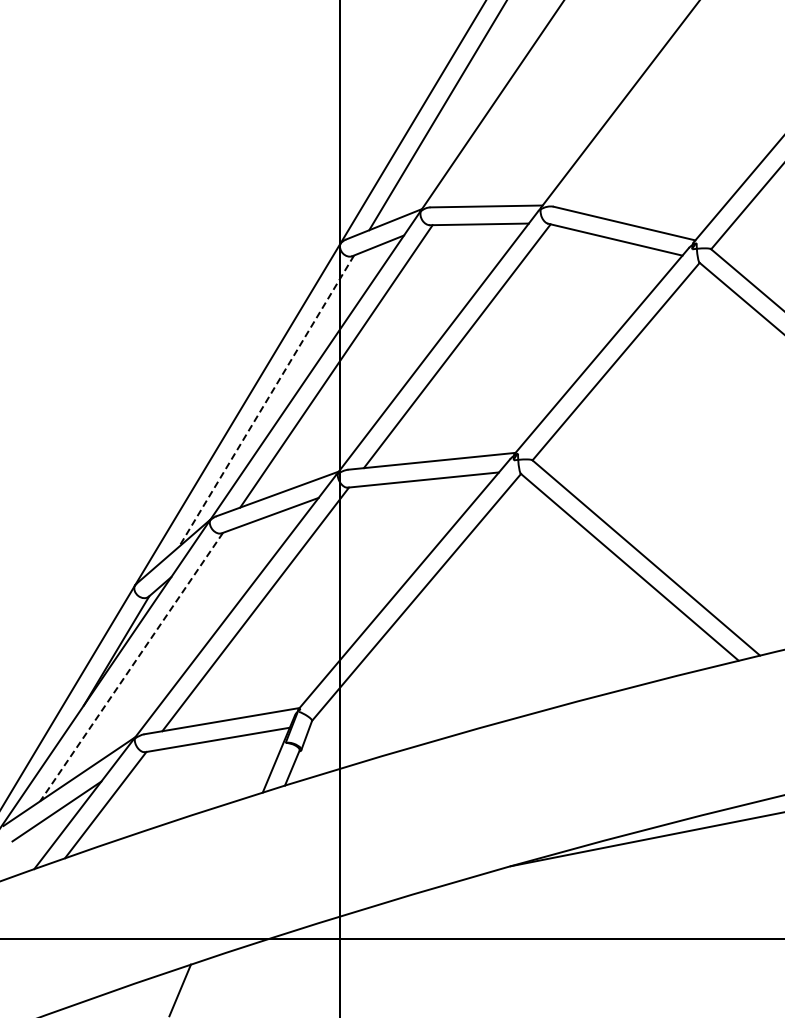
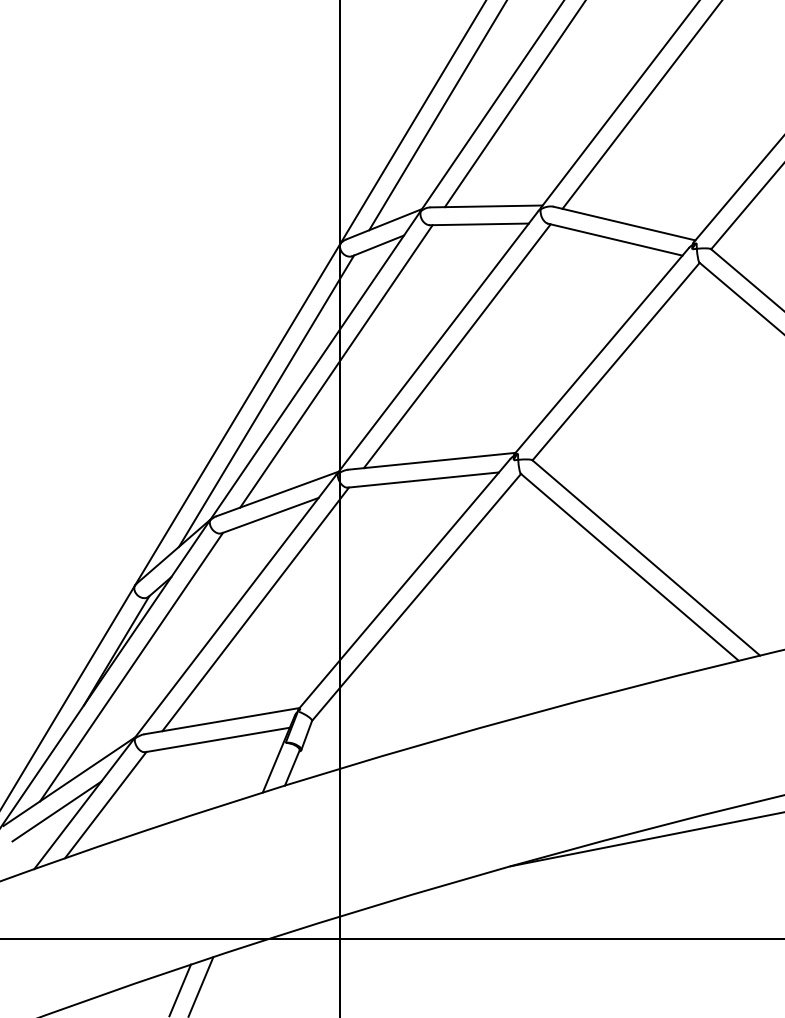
line: none -> present (514, 104)
line: none -> present (641, 105)
line: dashed -> solid (266, 401)
line: dashed -> solid (131, 667)
line: none -> present (201, 985)
